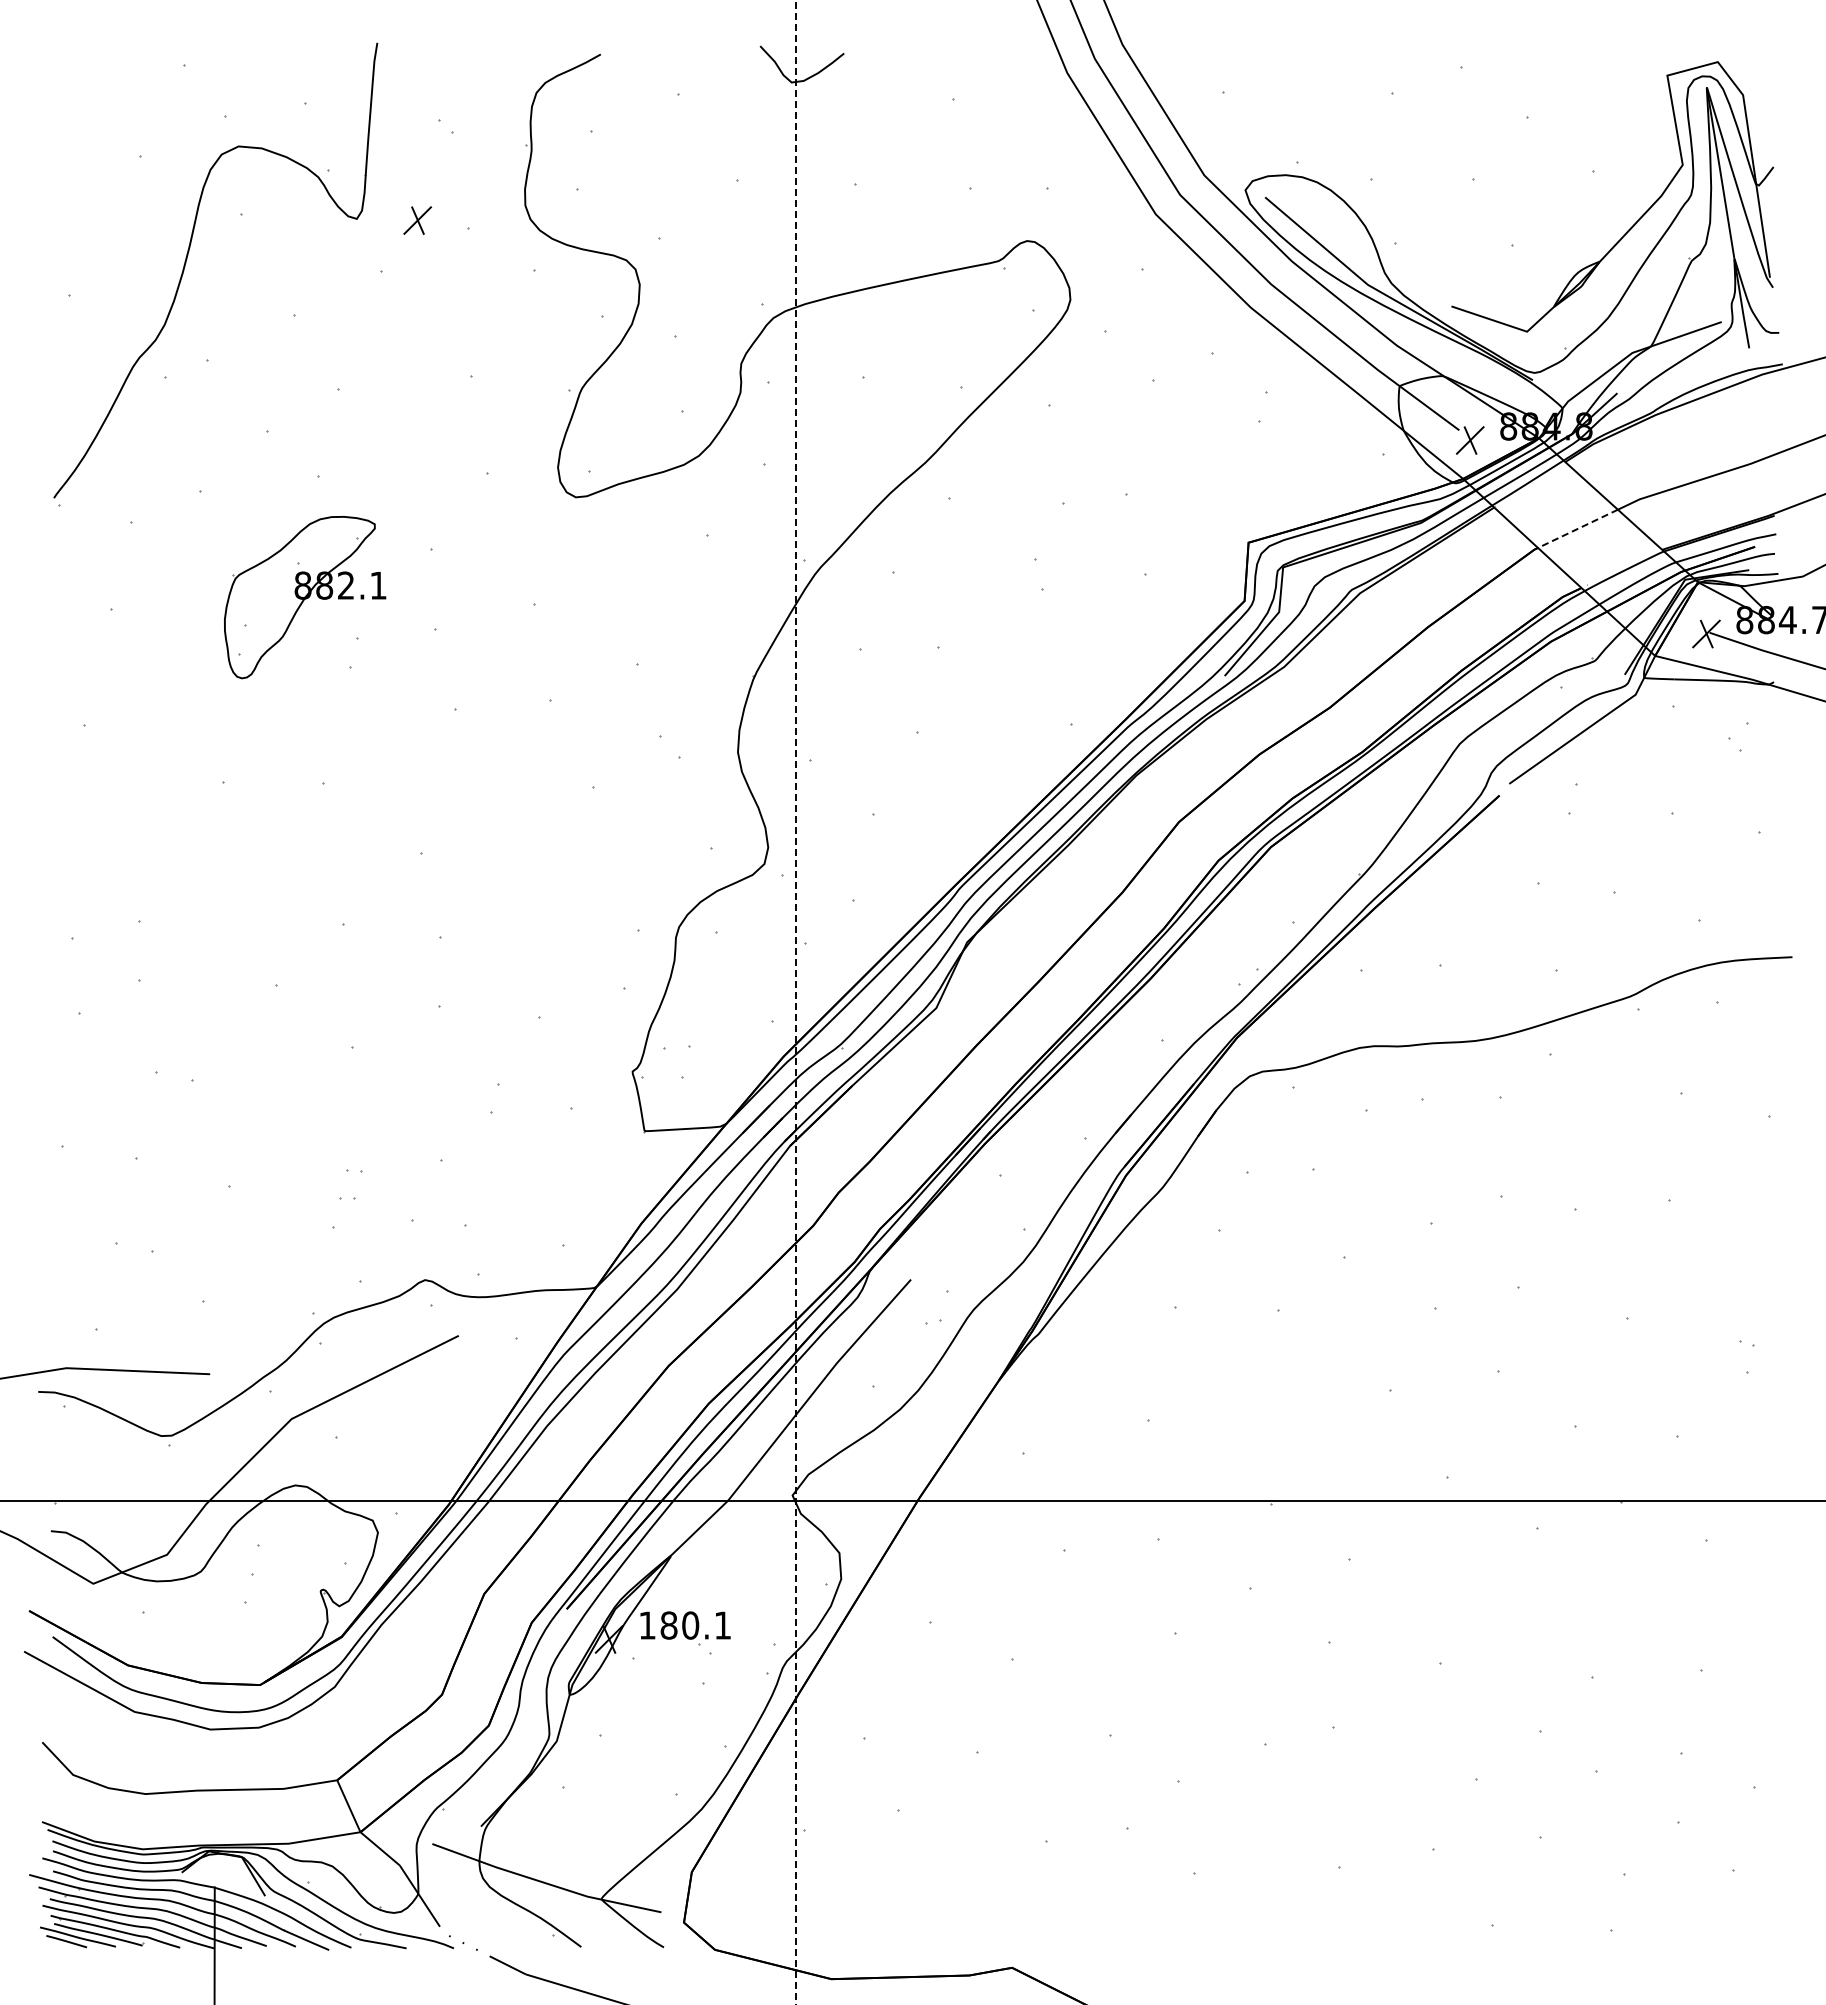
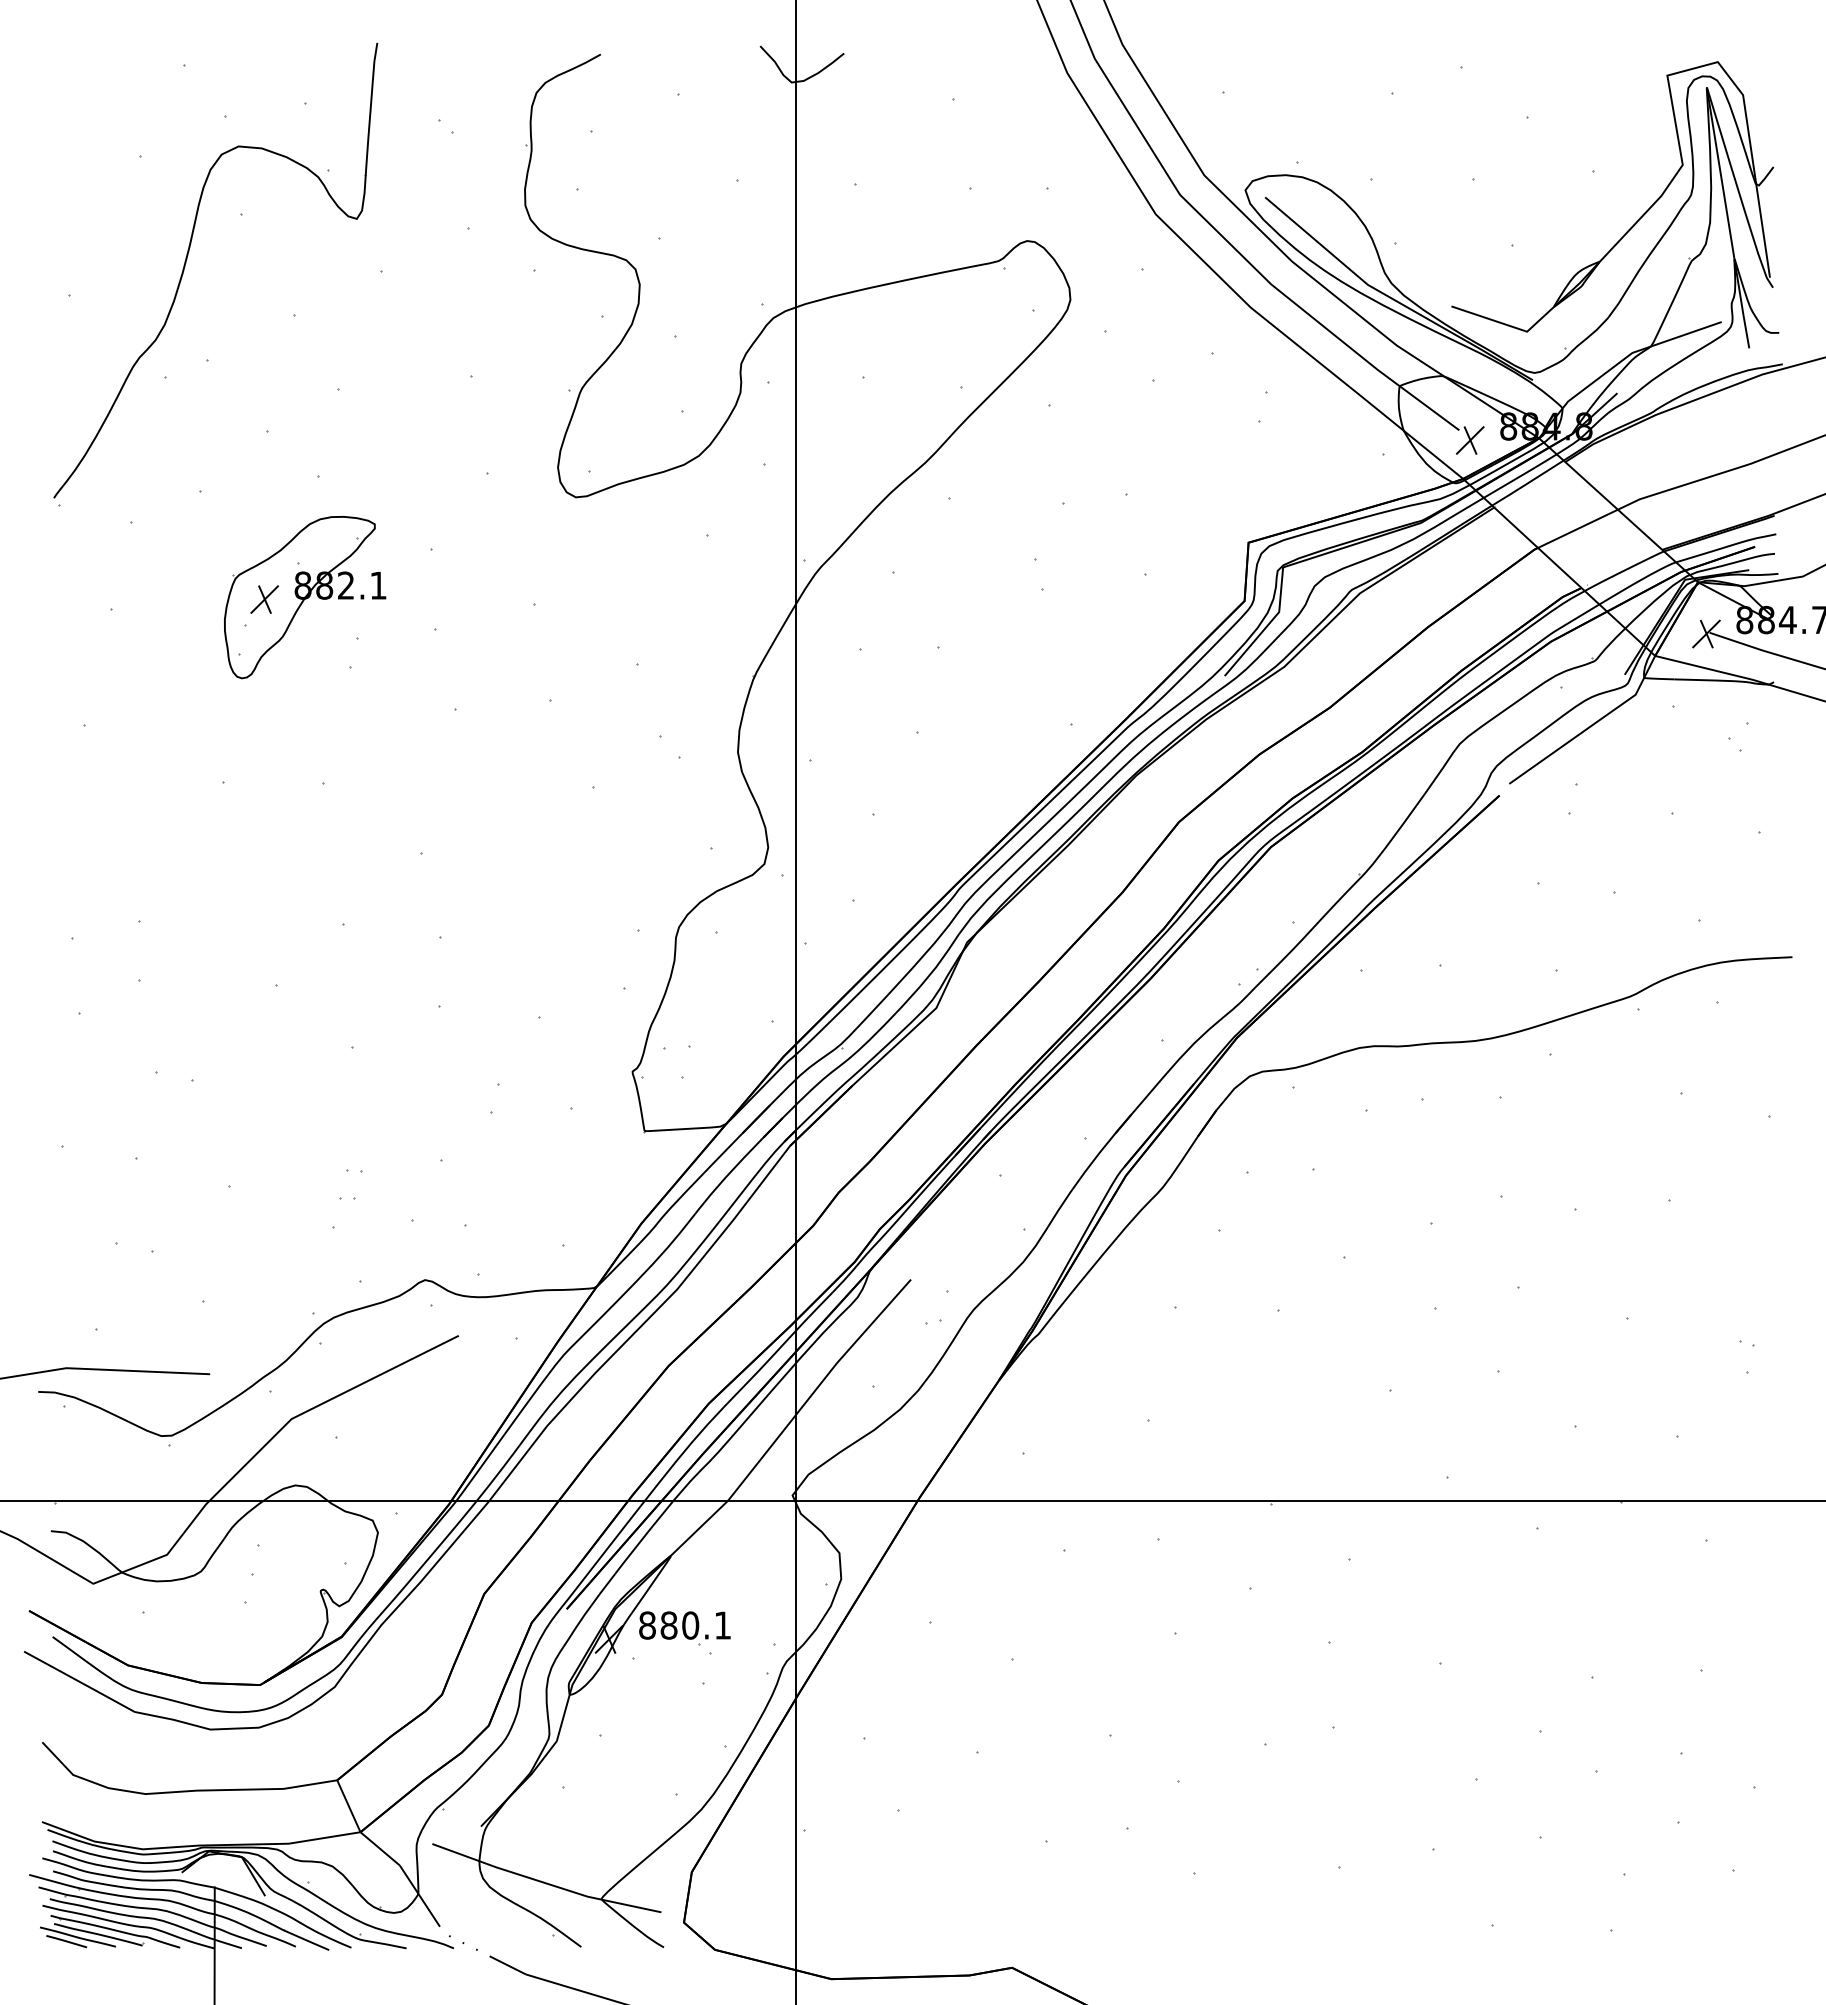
part position: (417, 220) -> (264, 599) (264, 599)
line: dashed -> solid (1577, 529)
line: dashed -> solid (796, 1002)
text: 180.1 -> 880.1 (647, 1625)
